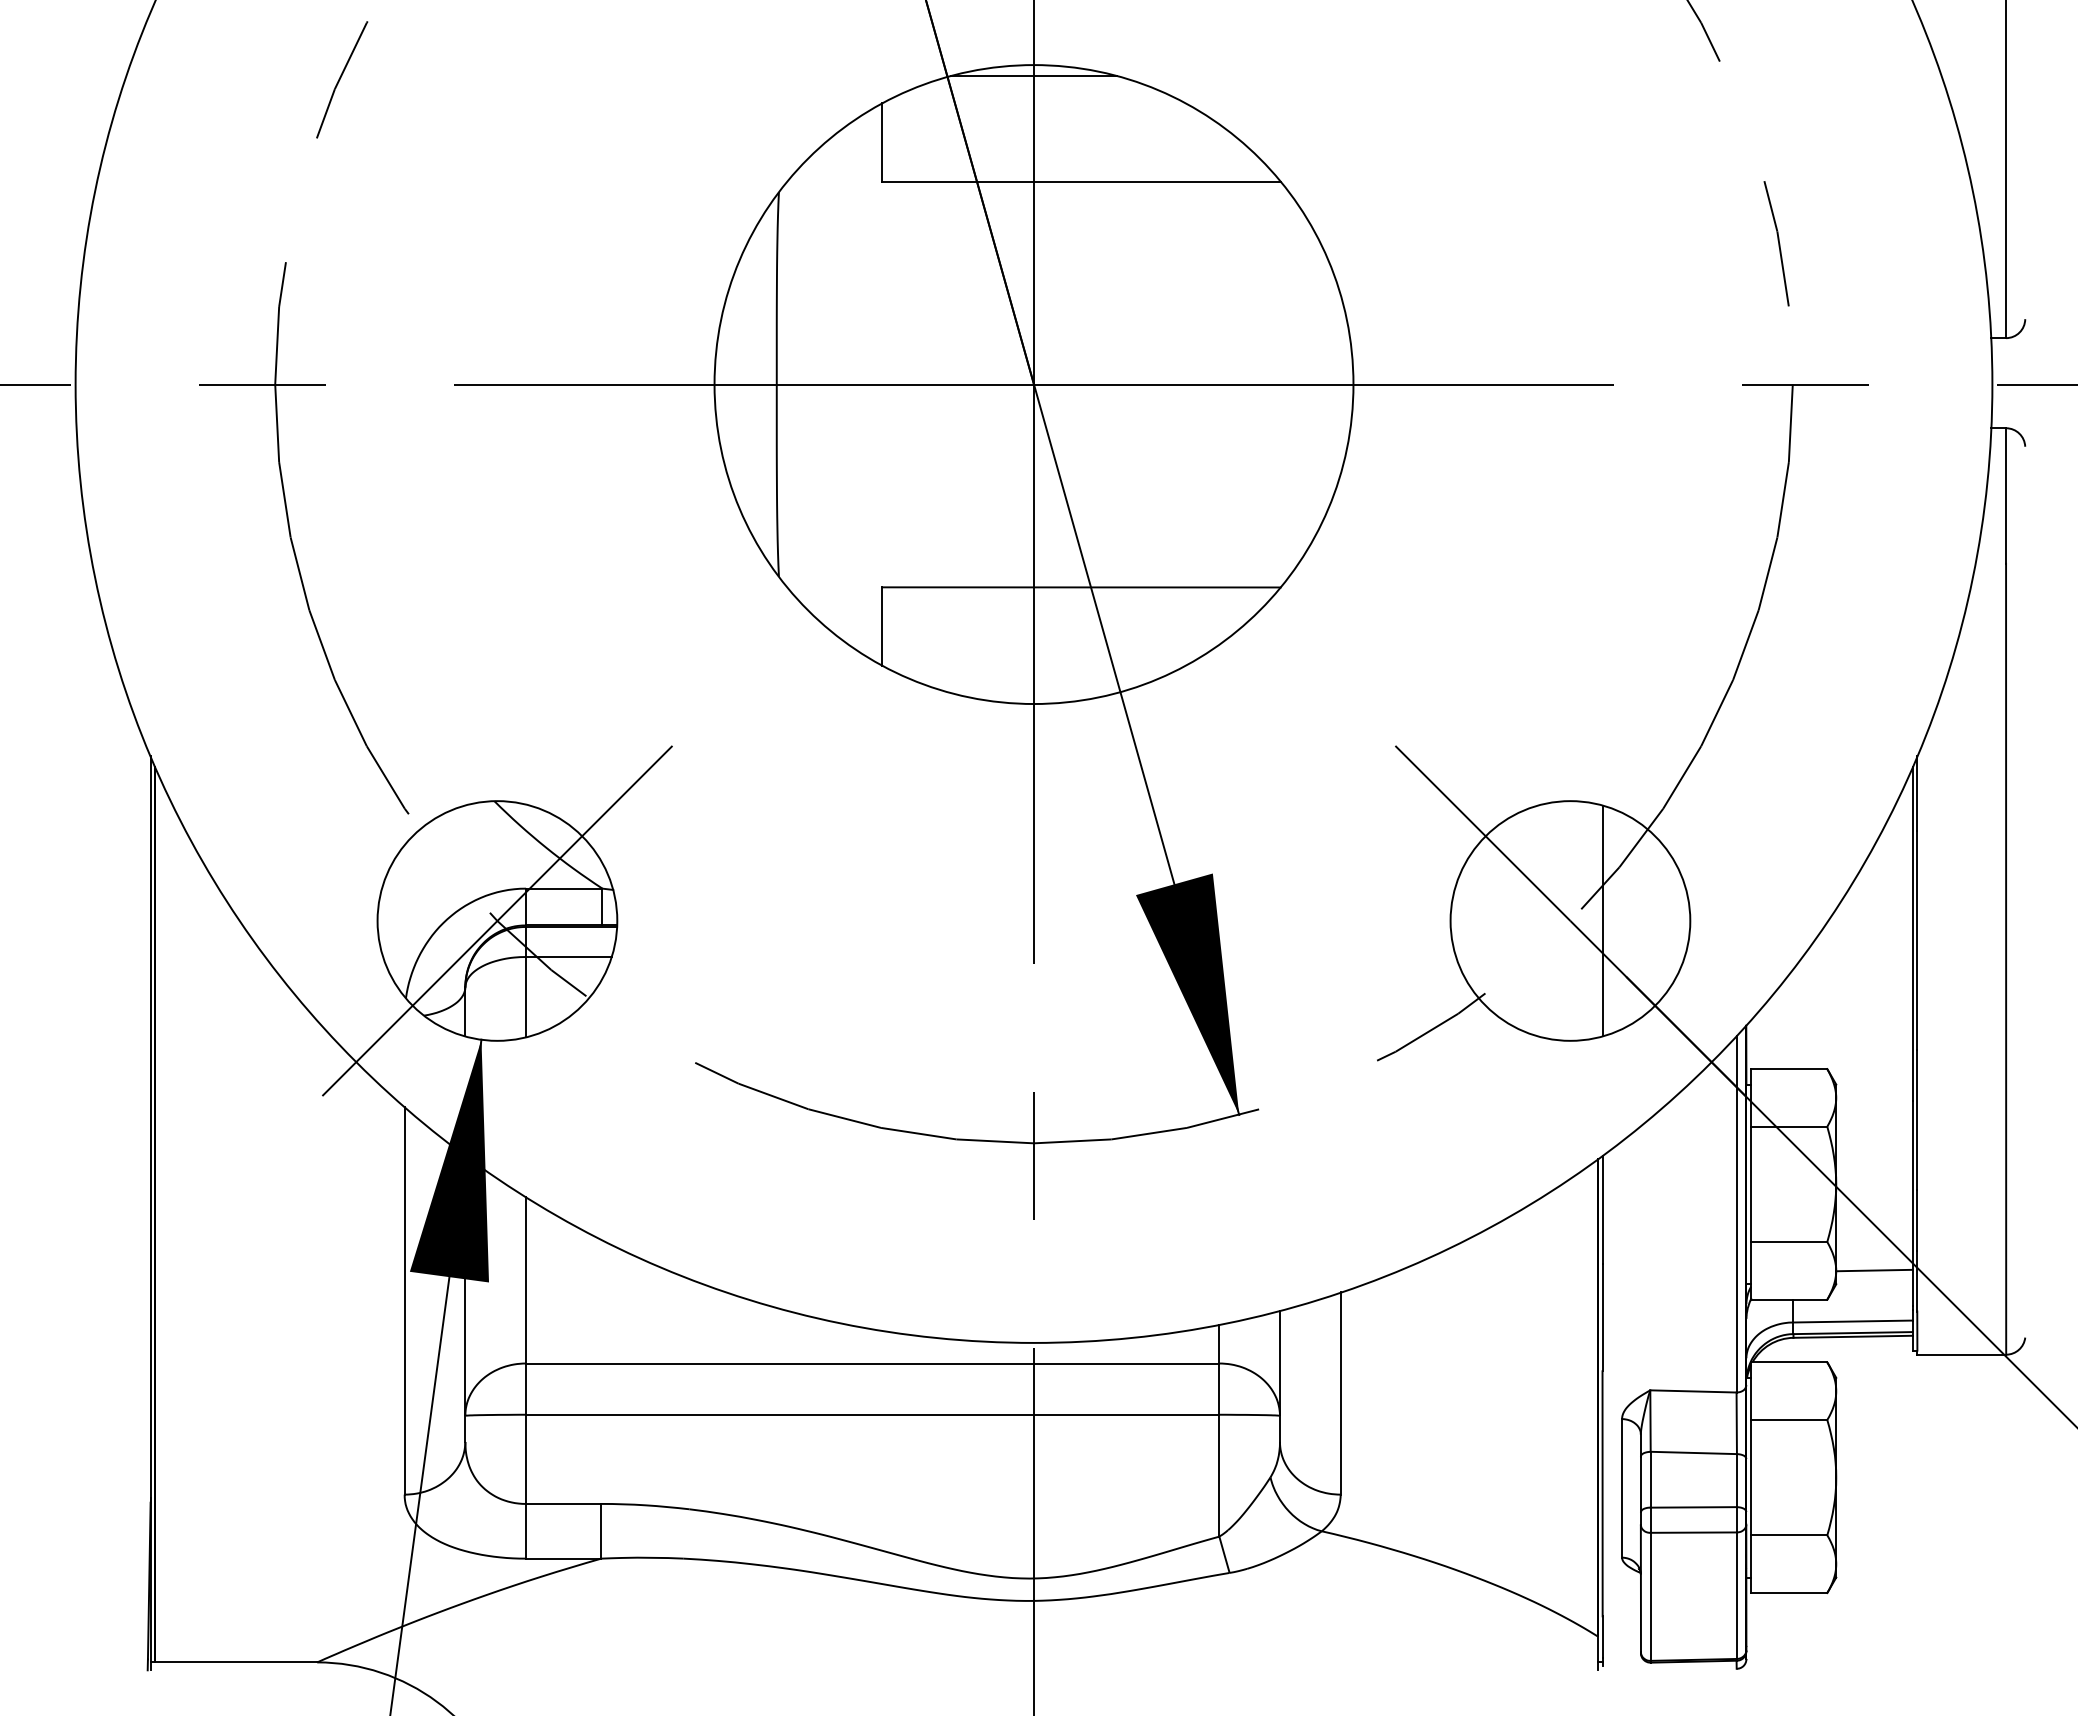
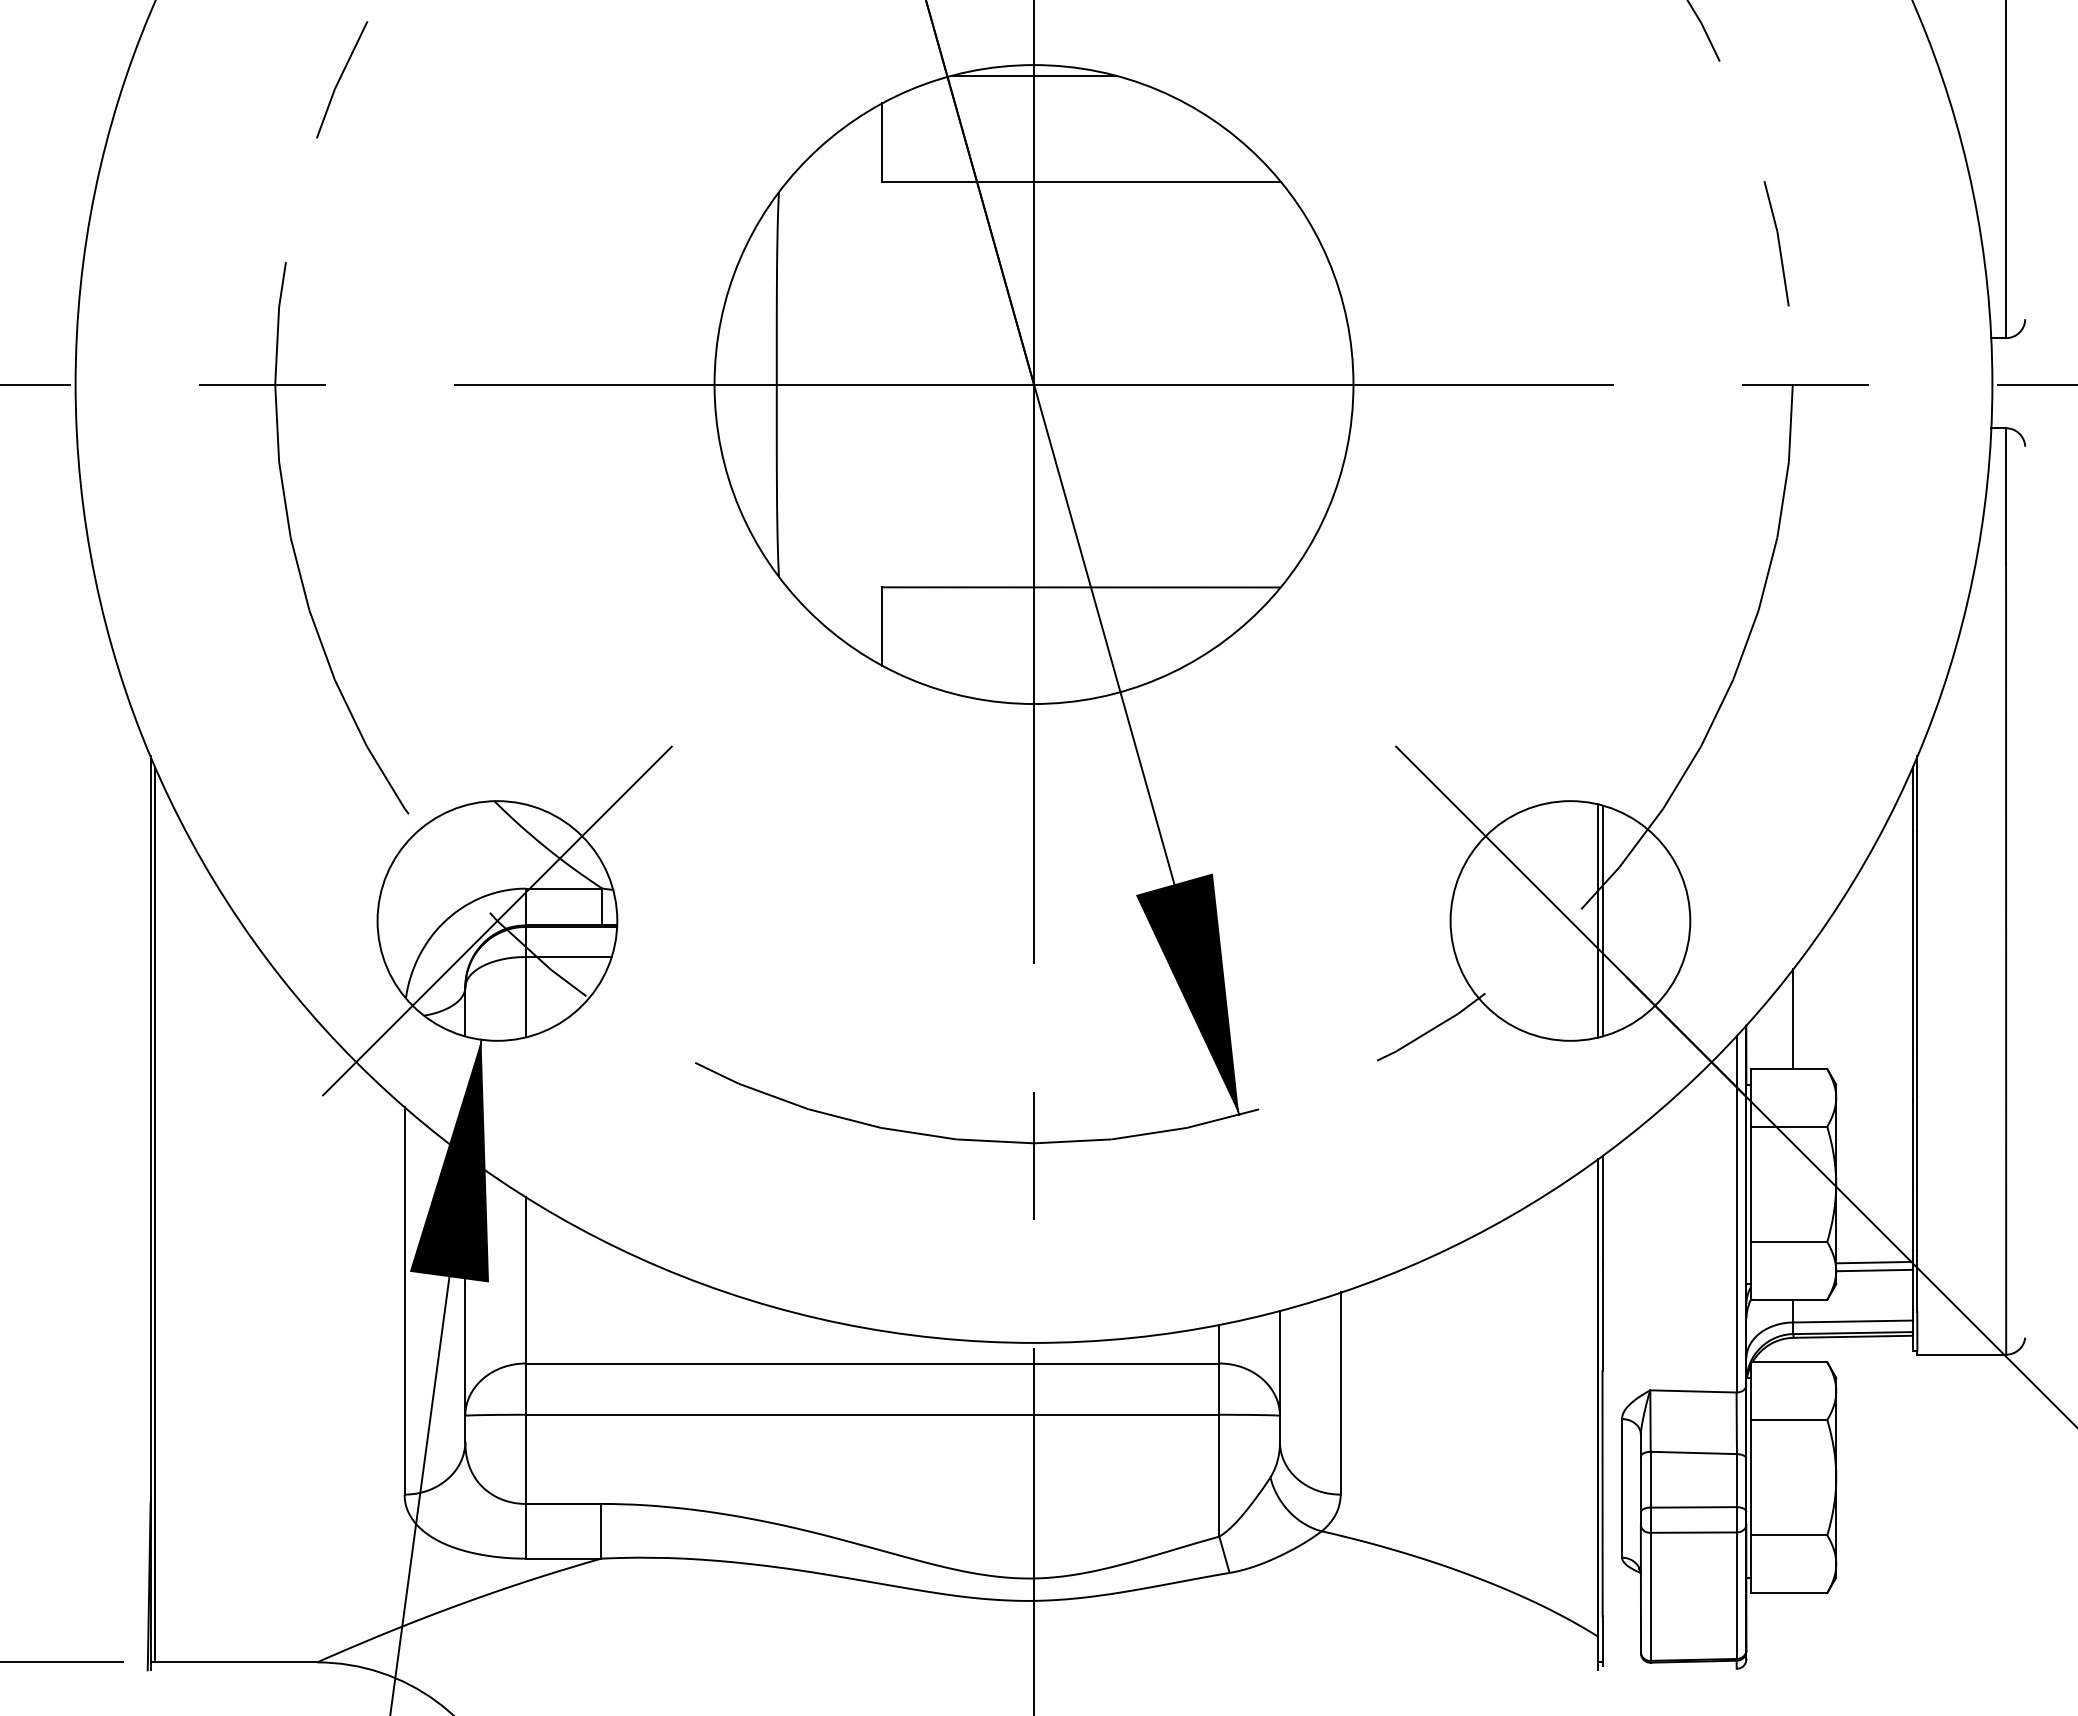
line: none -> present (1597, 920)
line: none -> present (1793, 1019)
line: none -> present (1874, 1262)
line: none -> present (62, 1662)
